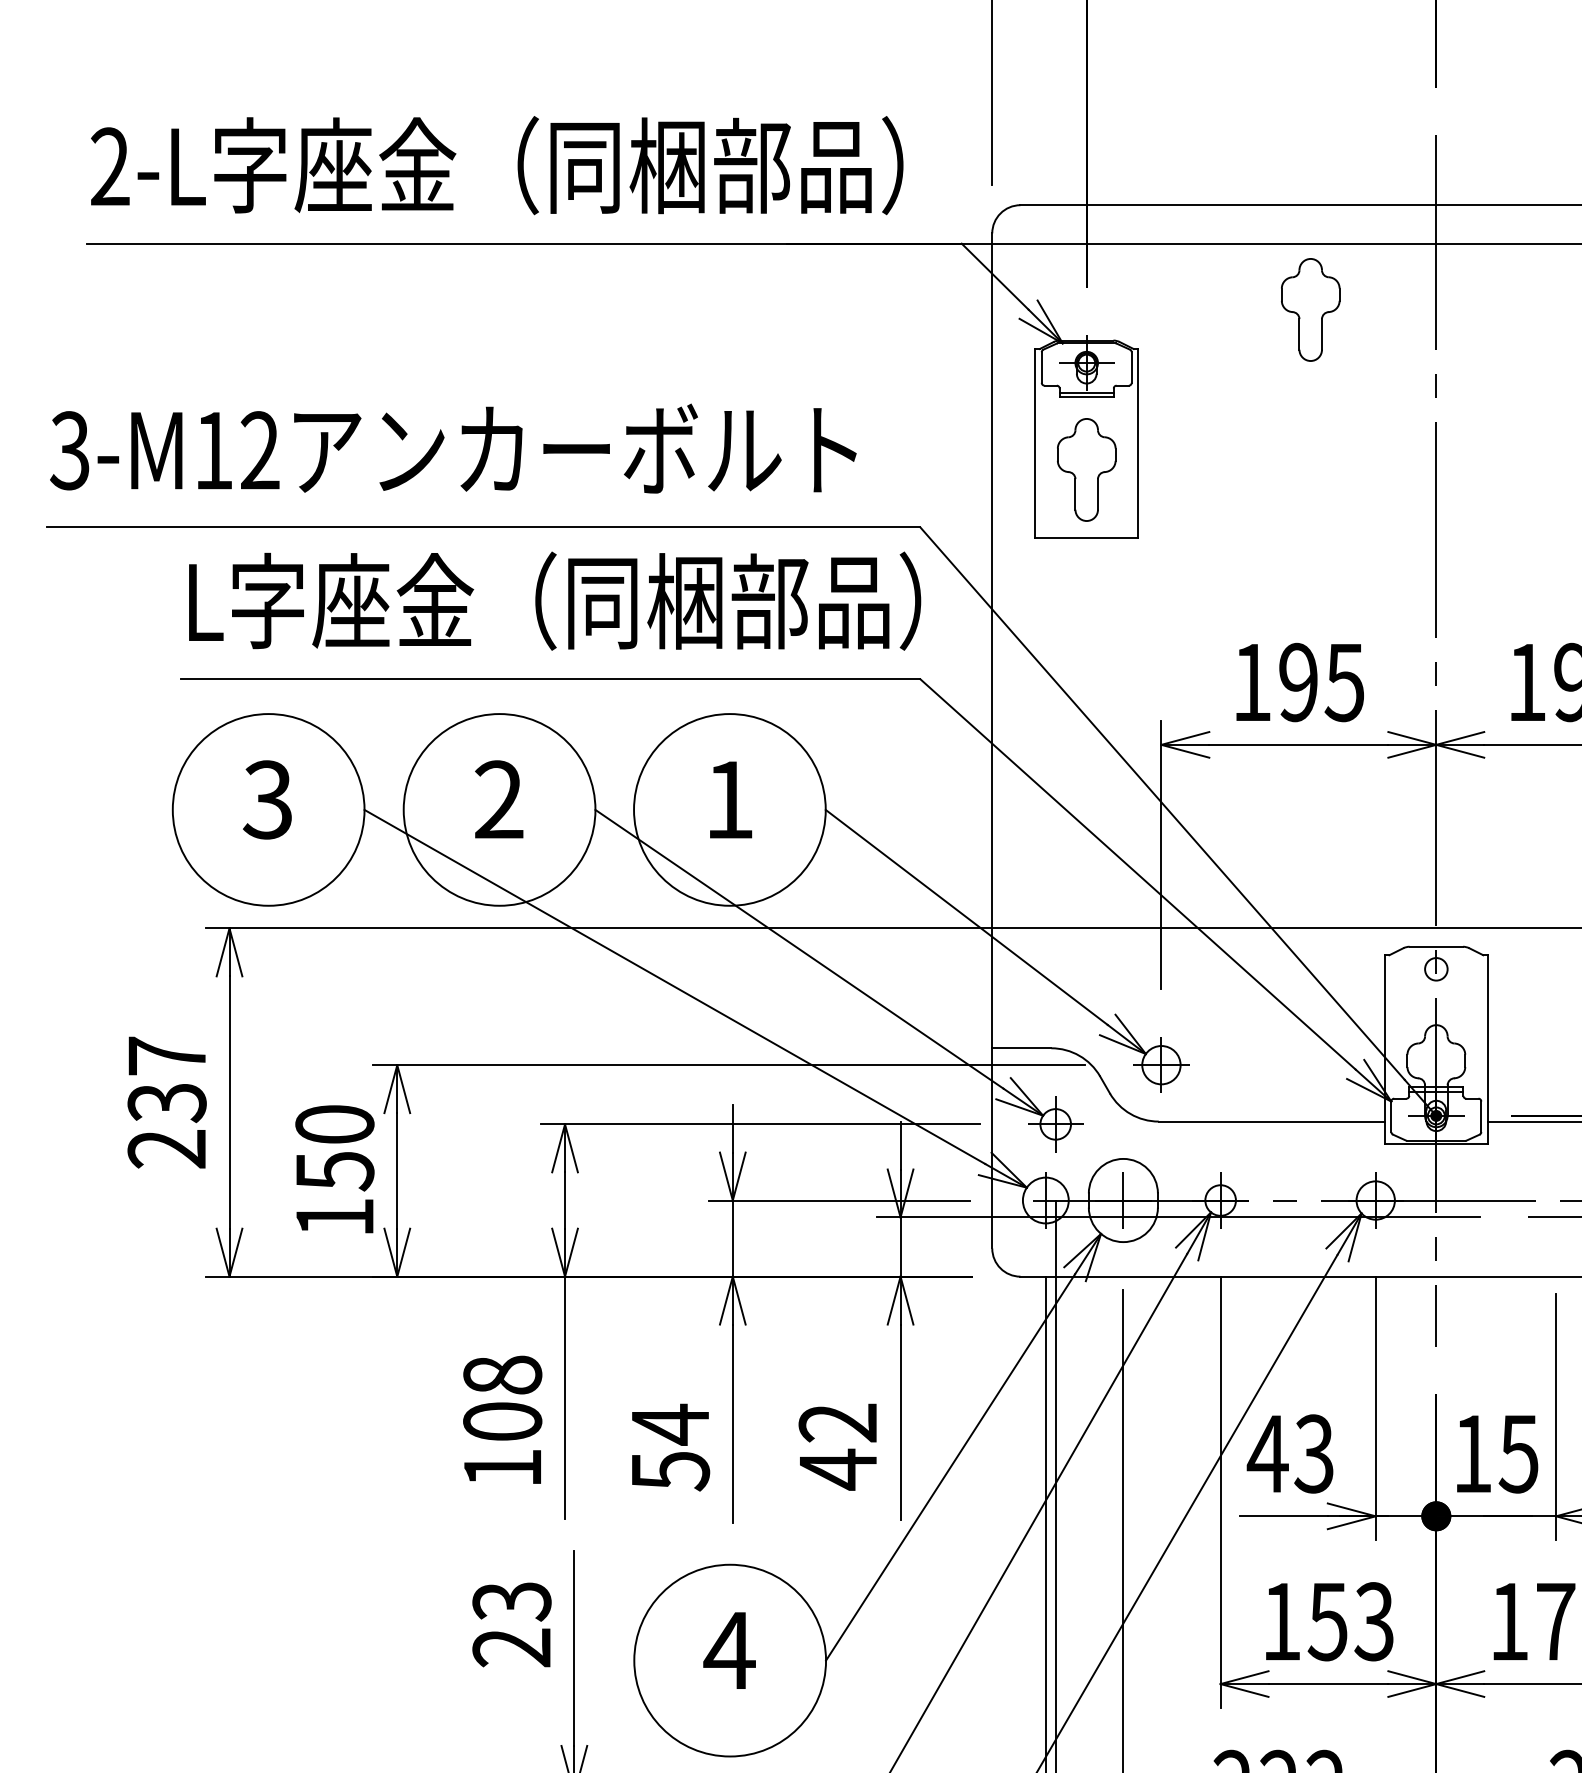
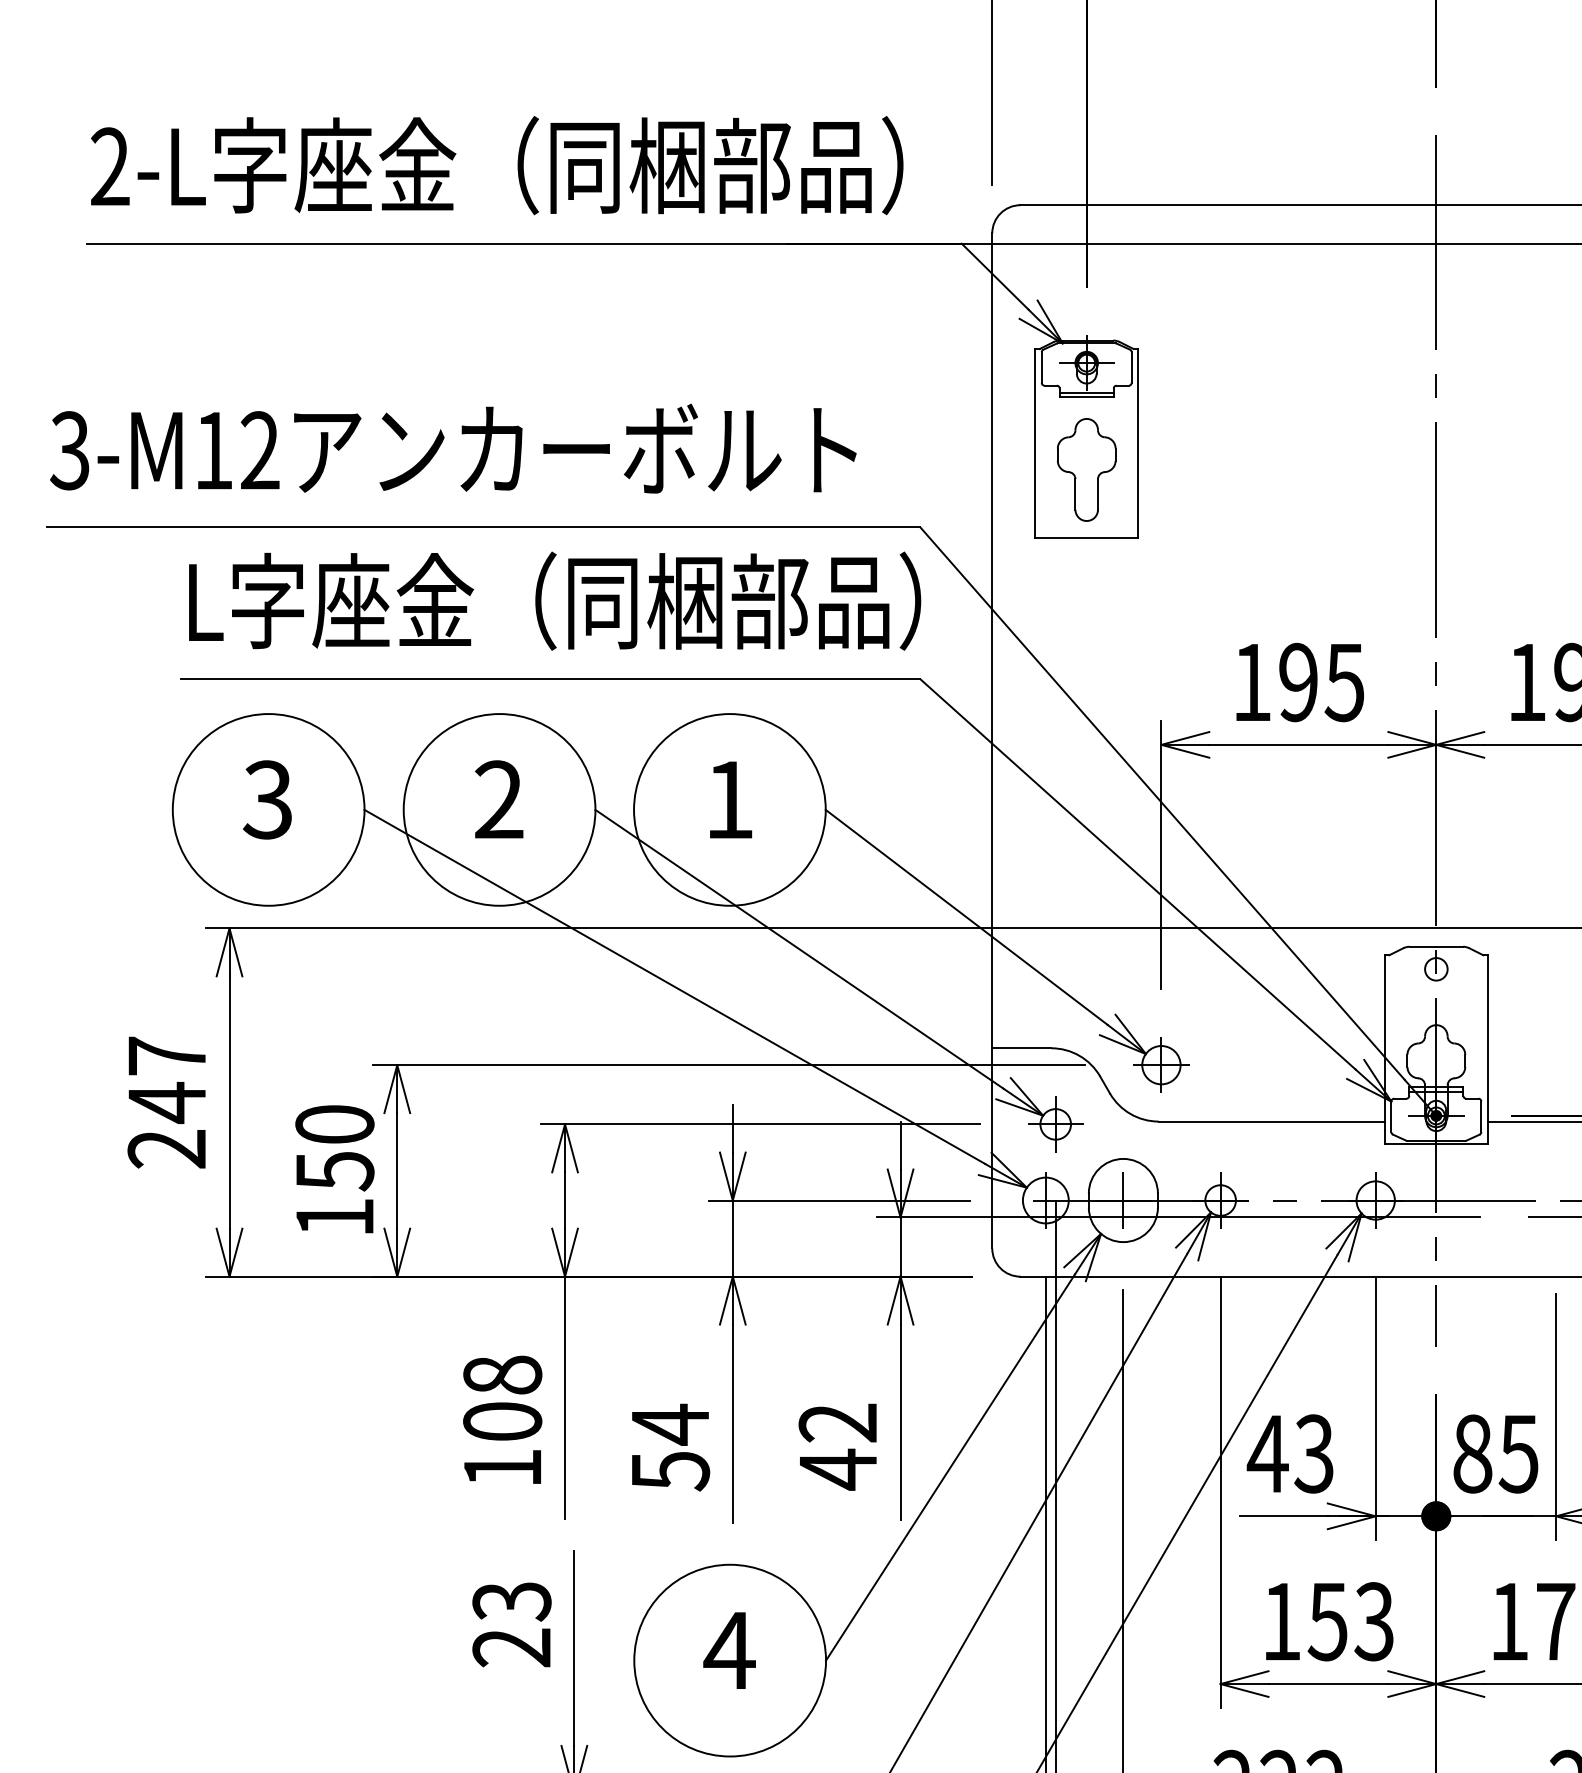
part: present -> none (1310, 309)
text: 237 -> 247 (166, 1102)
text: 15 -> 85 (1472, 1453)
